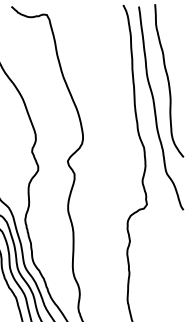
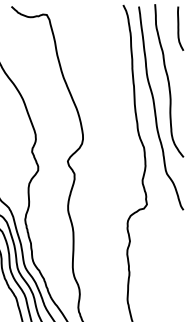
curve: none -> present (179, 28)
